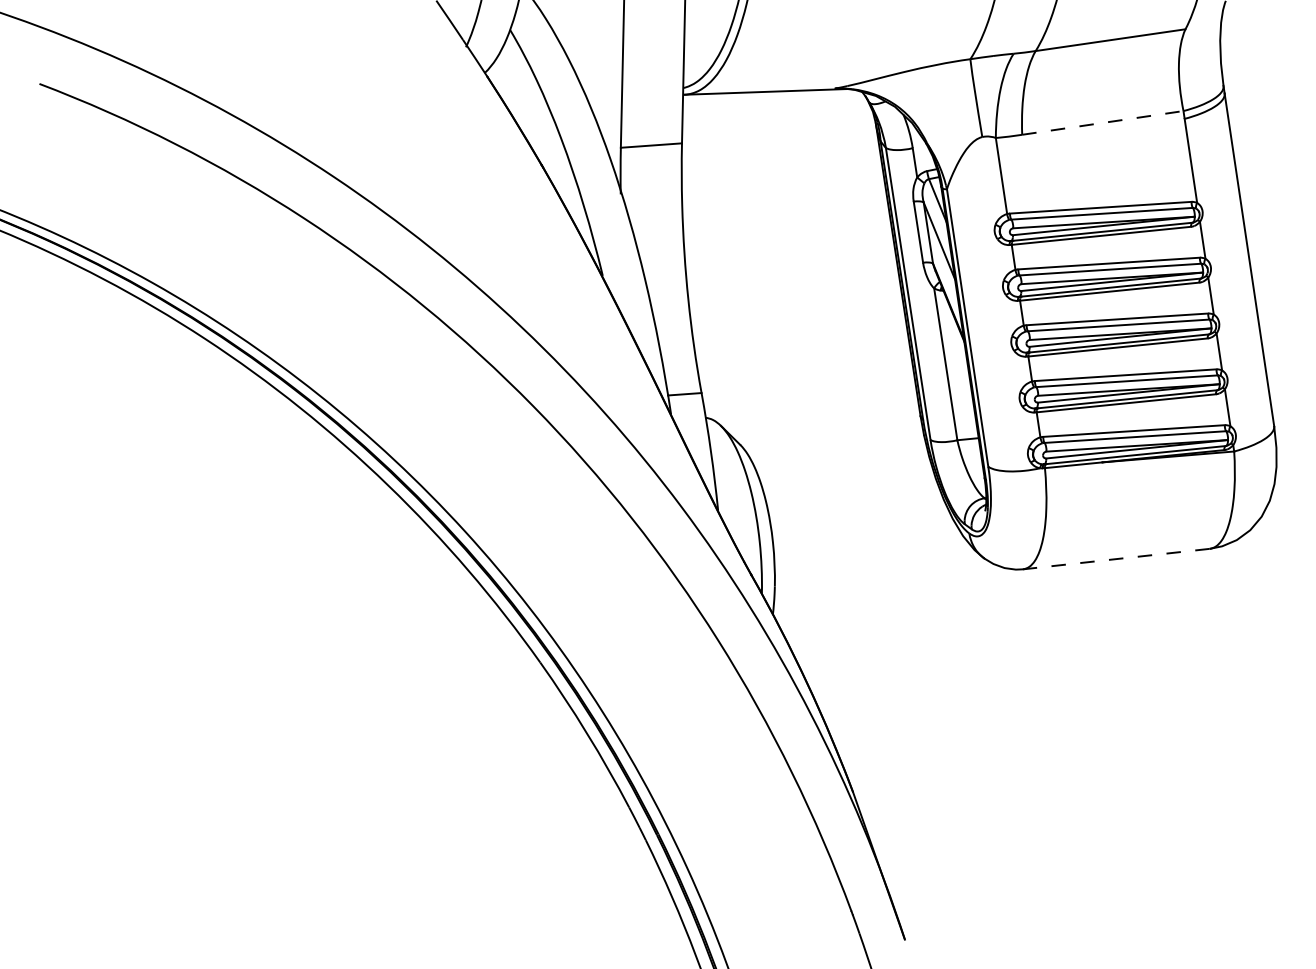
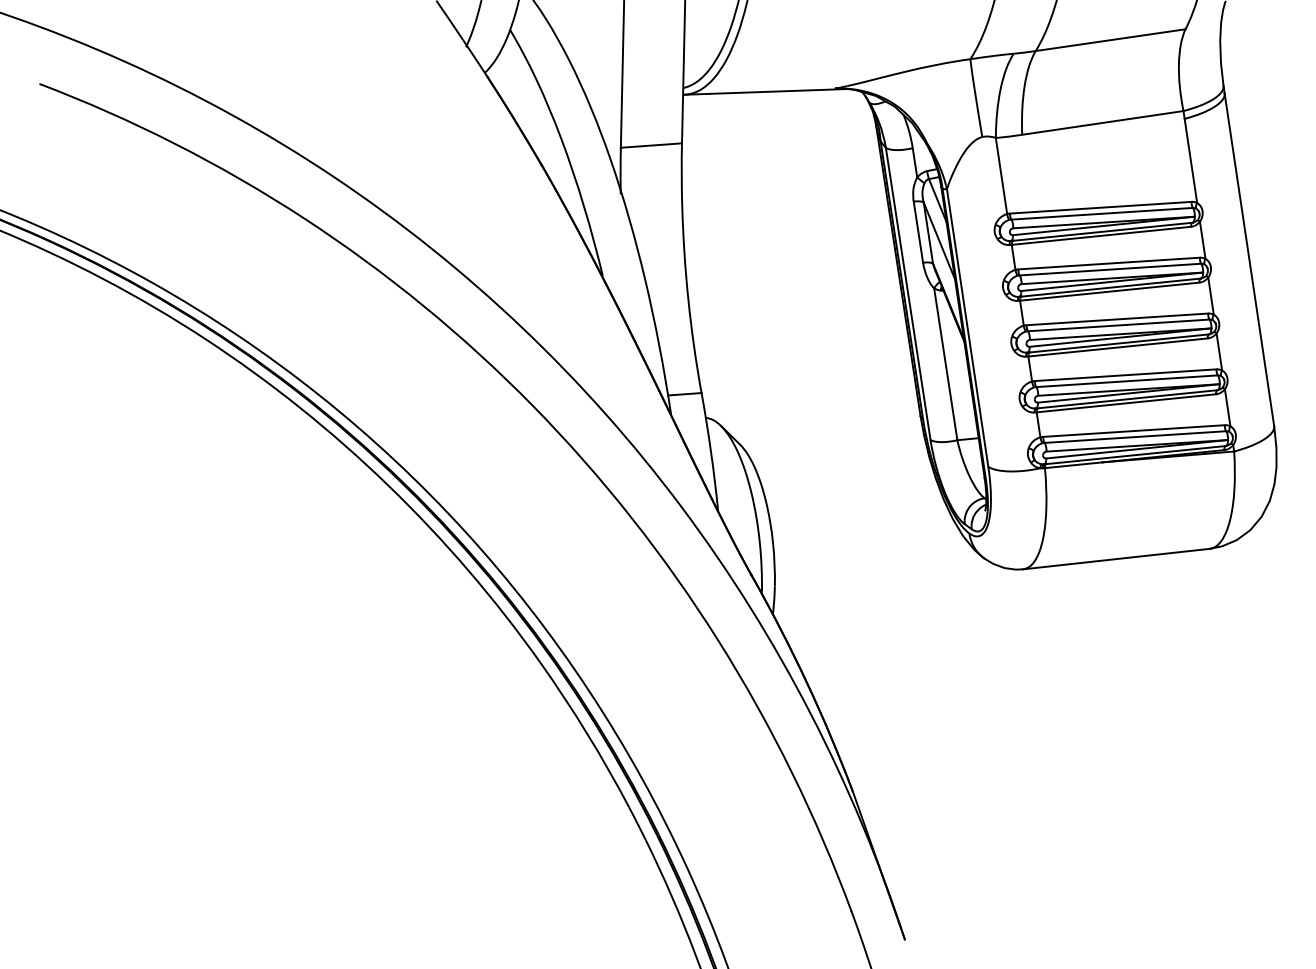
line: dashed -> solid (1102, 122)
line: dashed -> solid (1116, 559)
